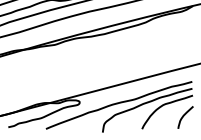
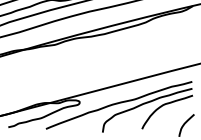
curve position: (184, 116) -> (185, 124) (185, 124)
